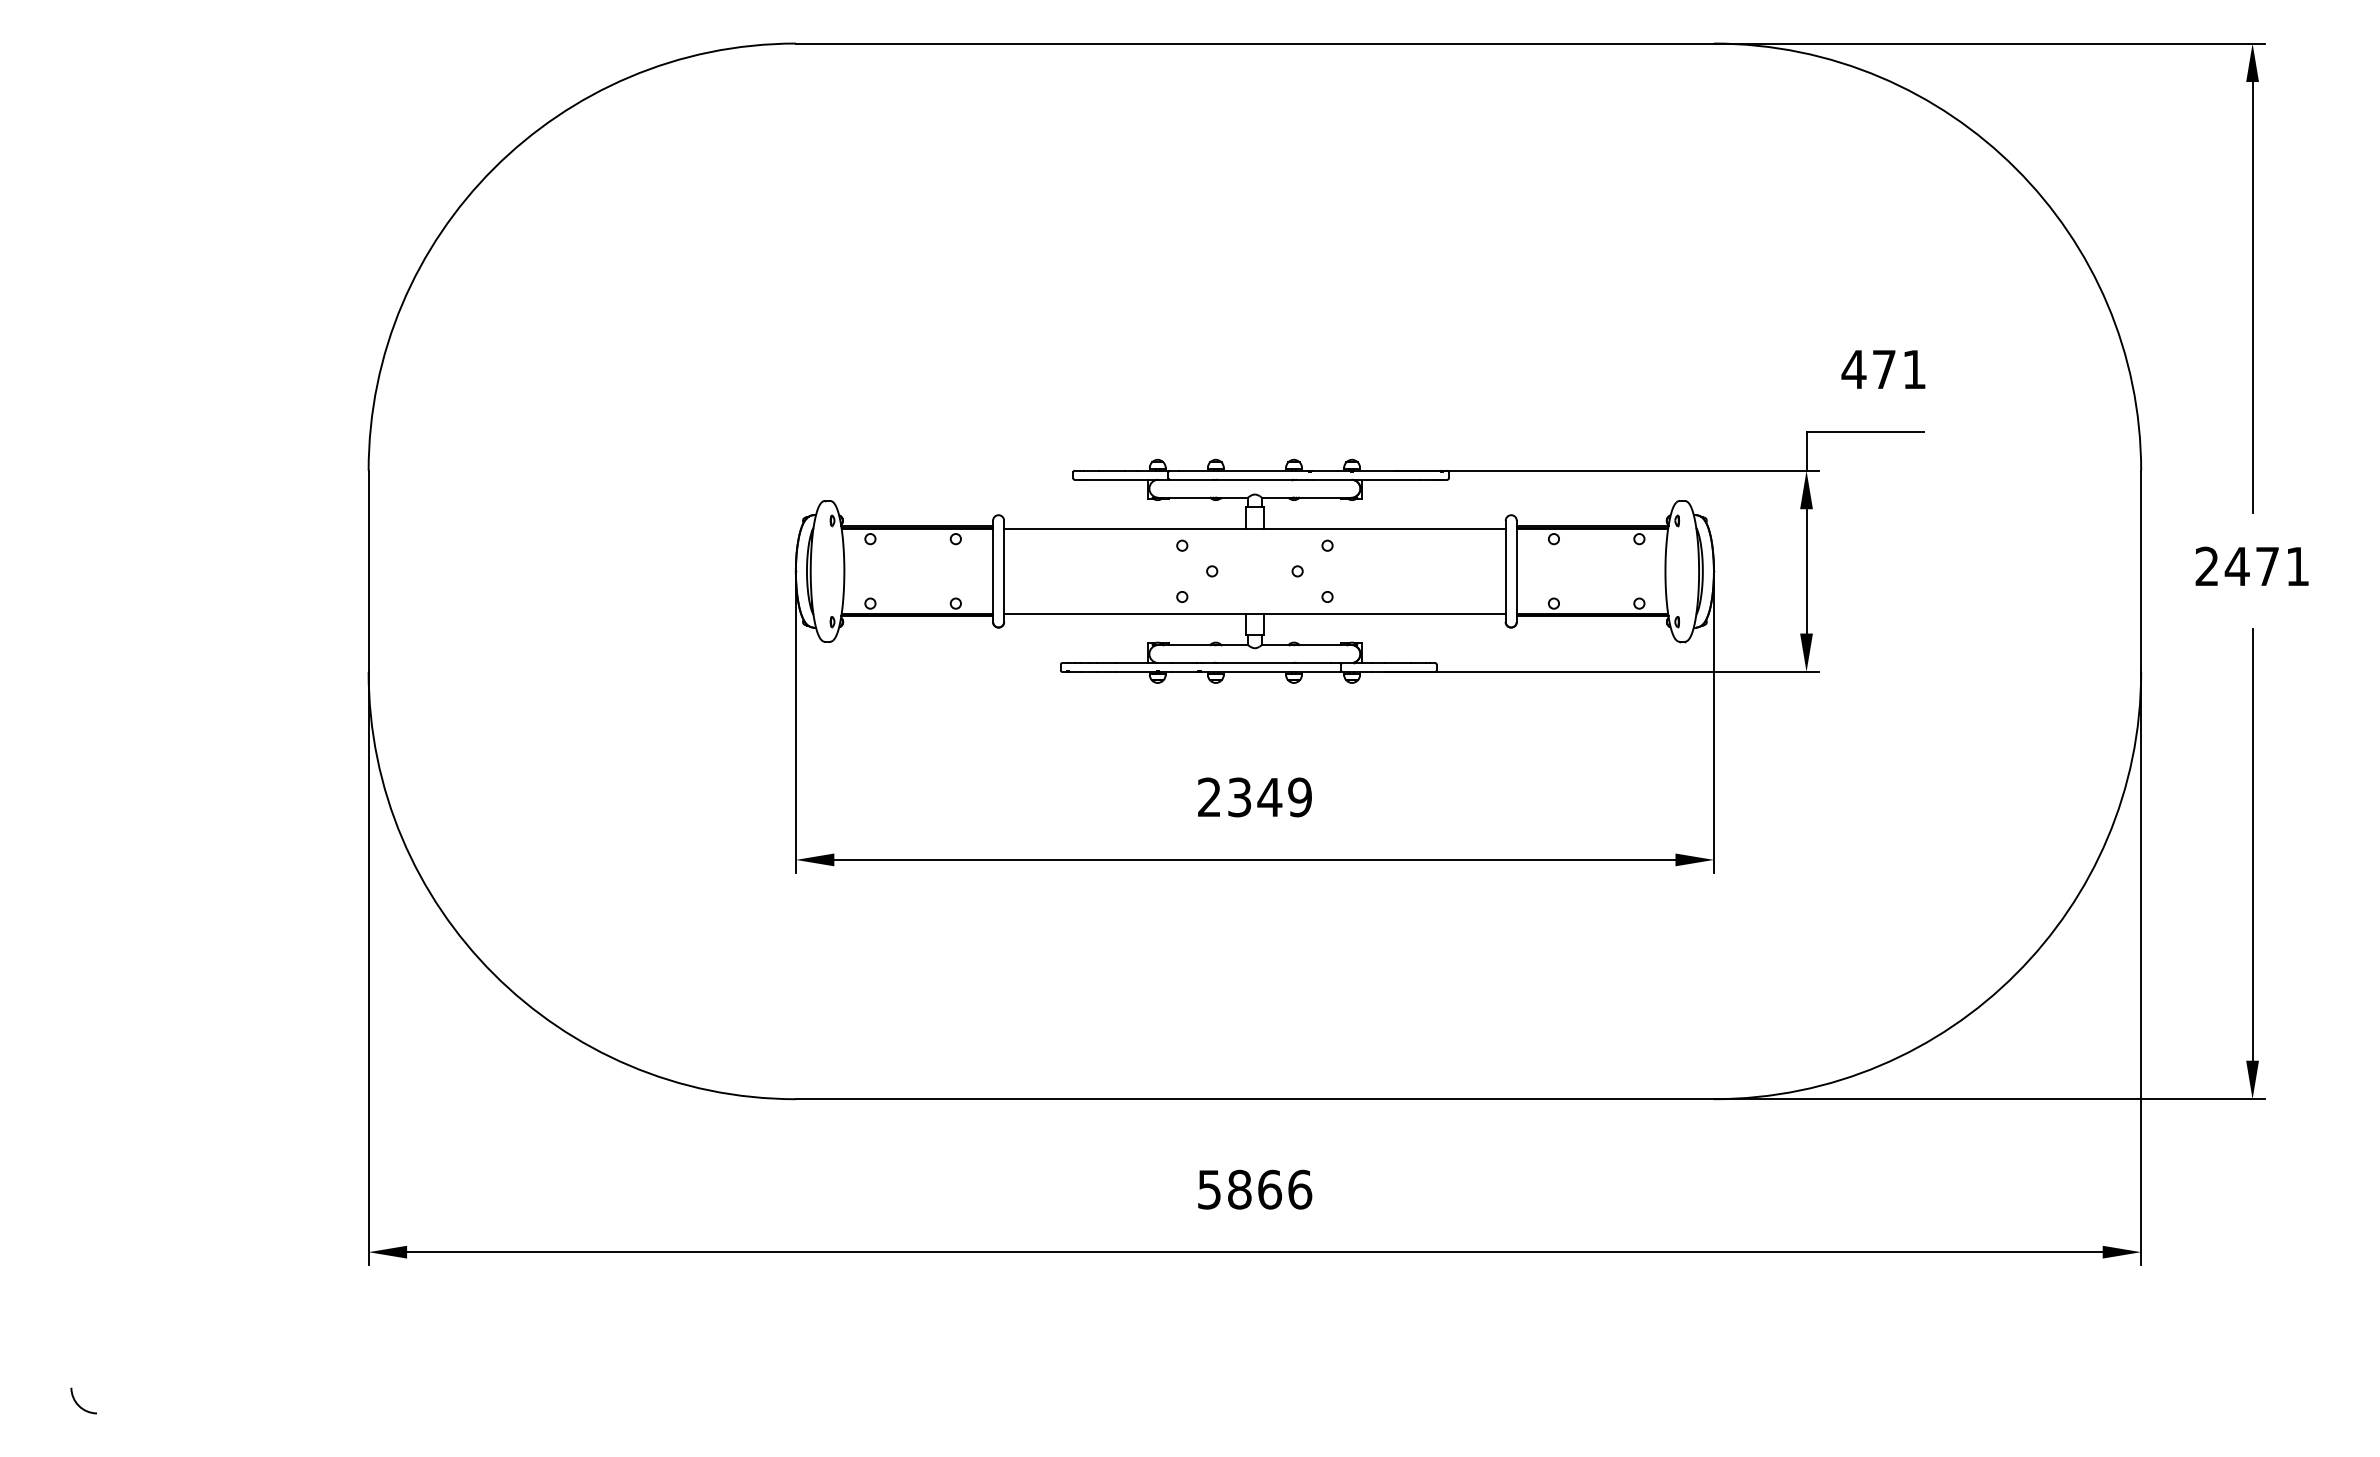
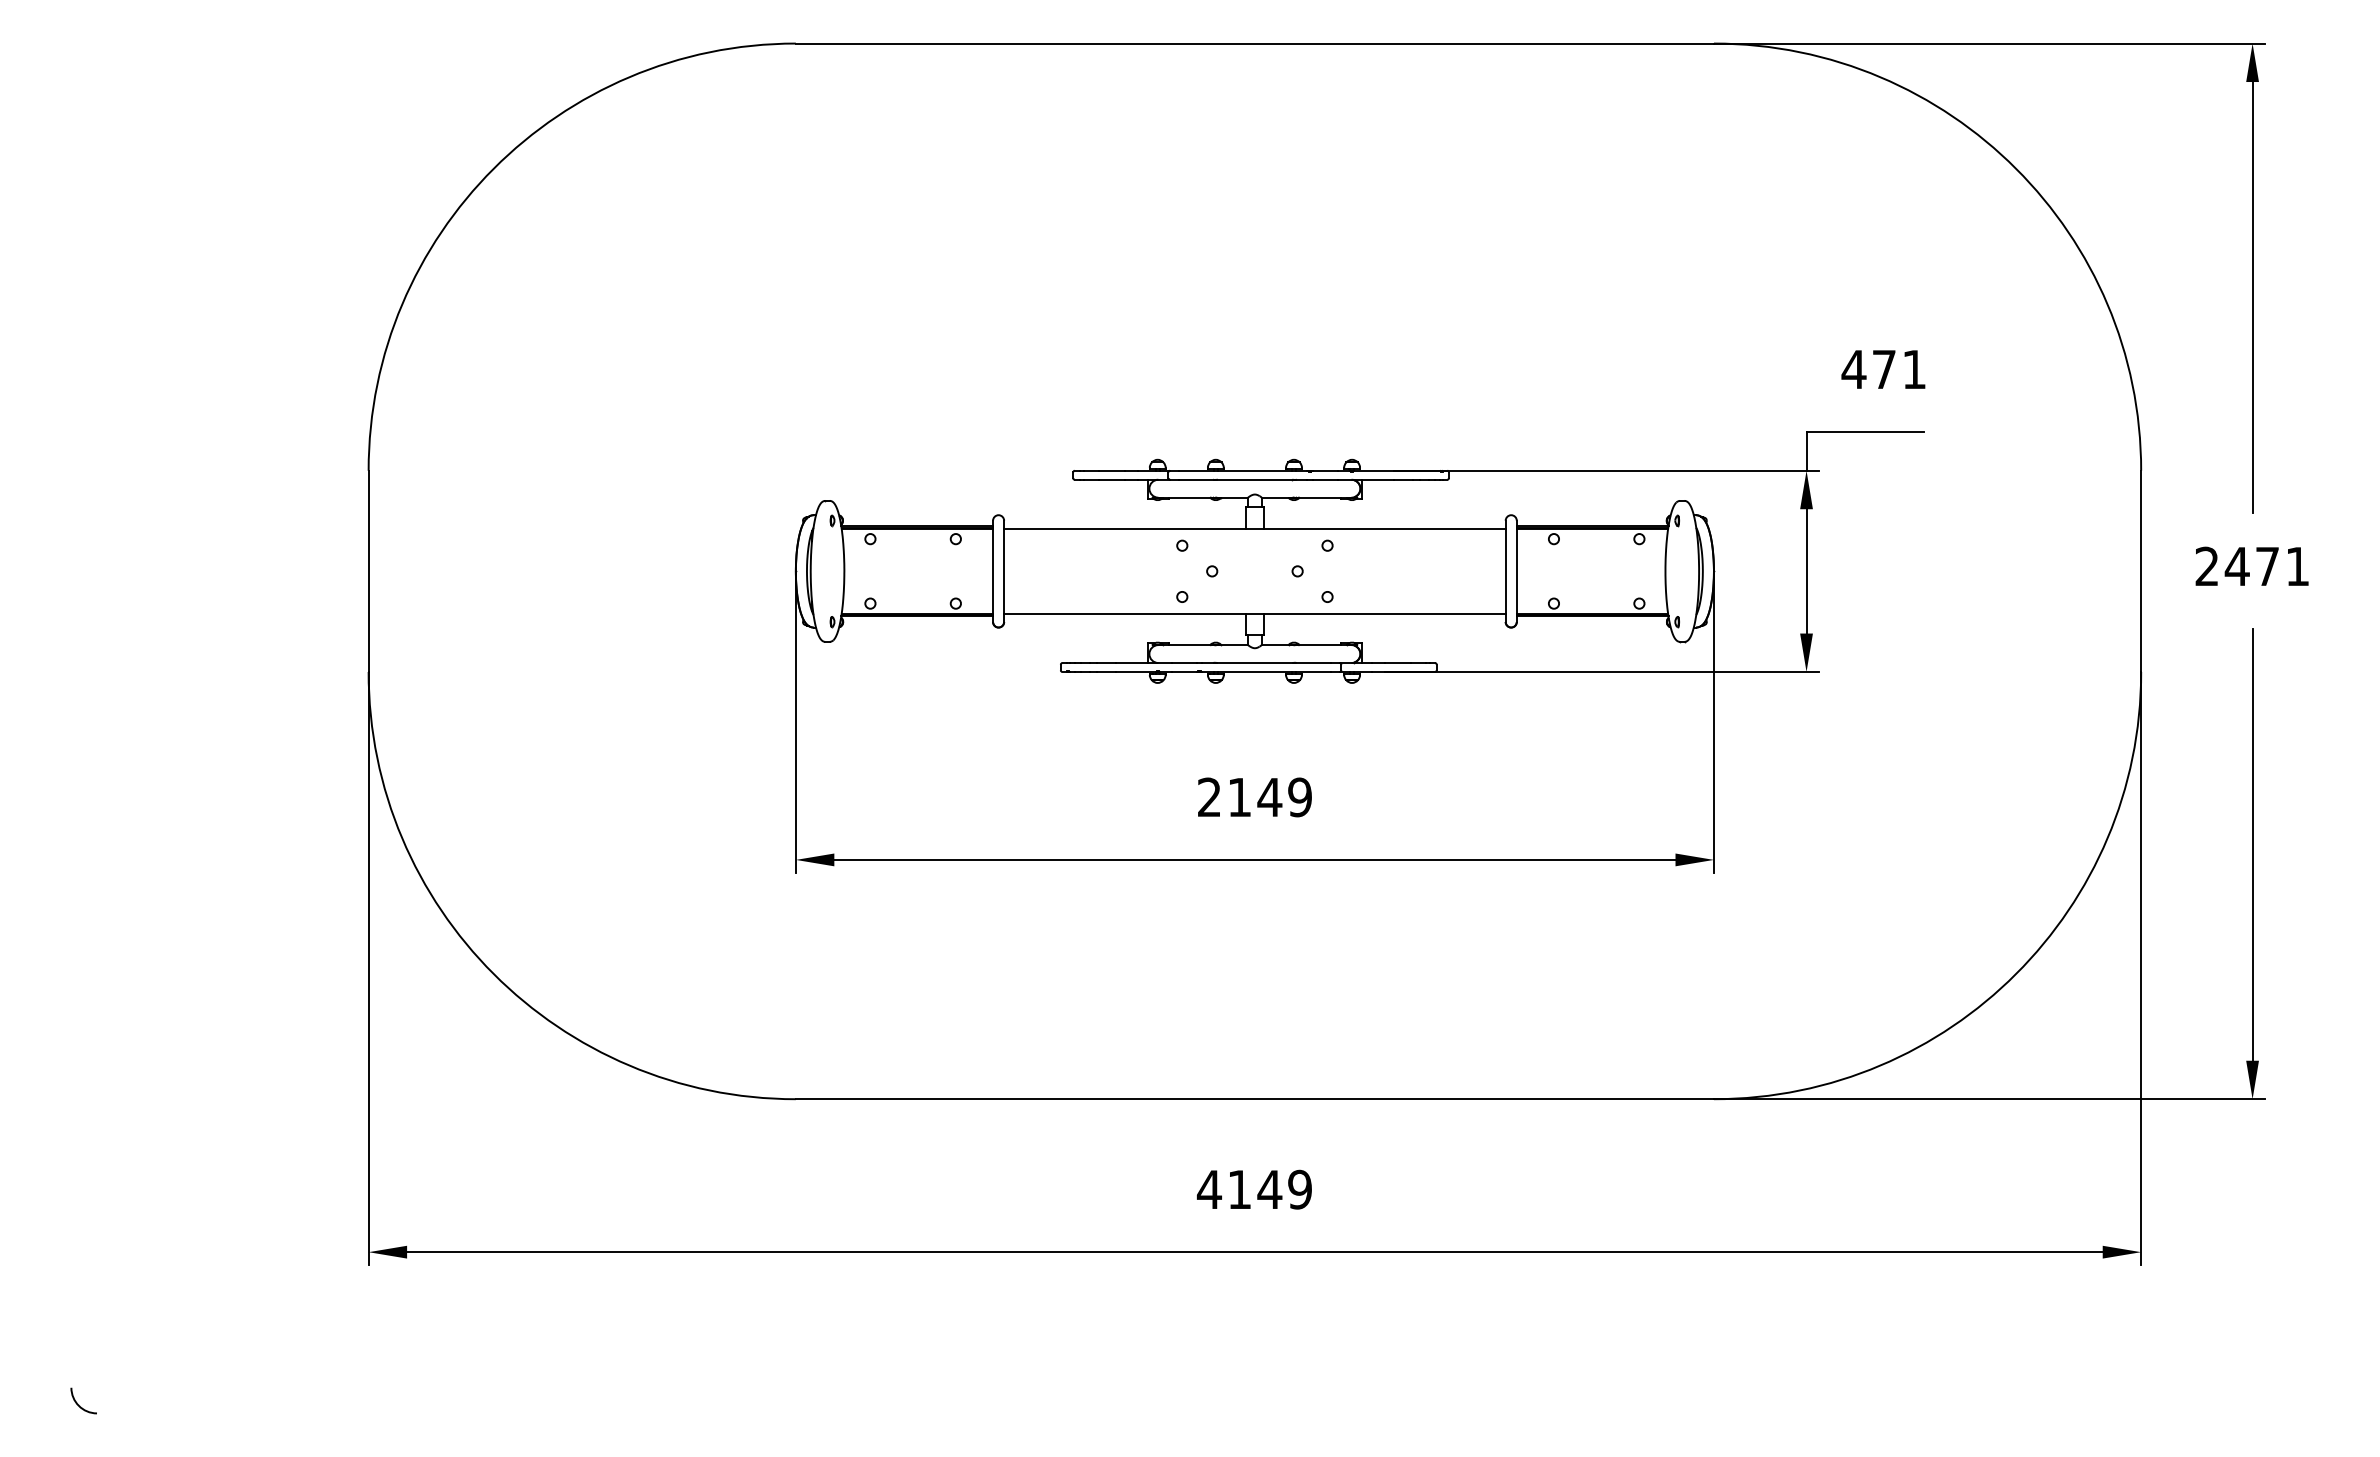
text: 2349 -> 2149 (1239, 797)
text: 5866 -> 4149 (1254, 1189)
